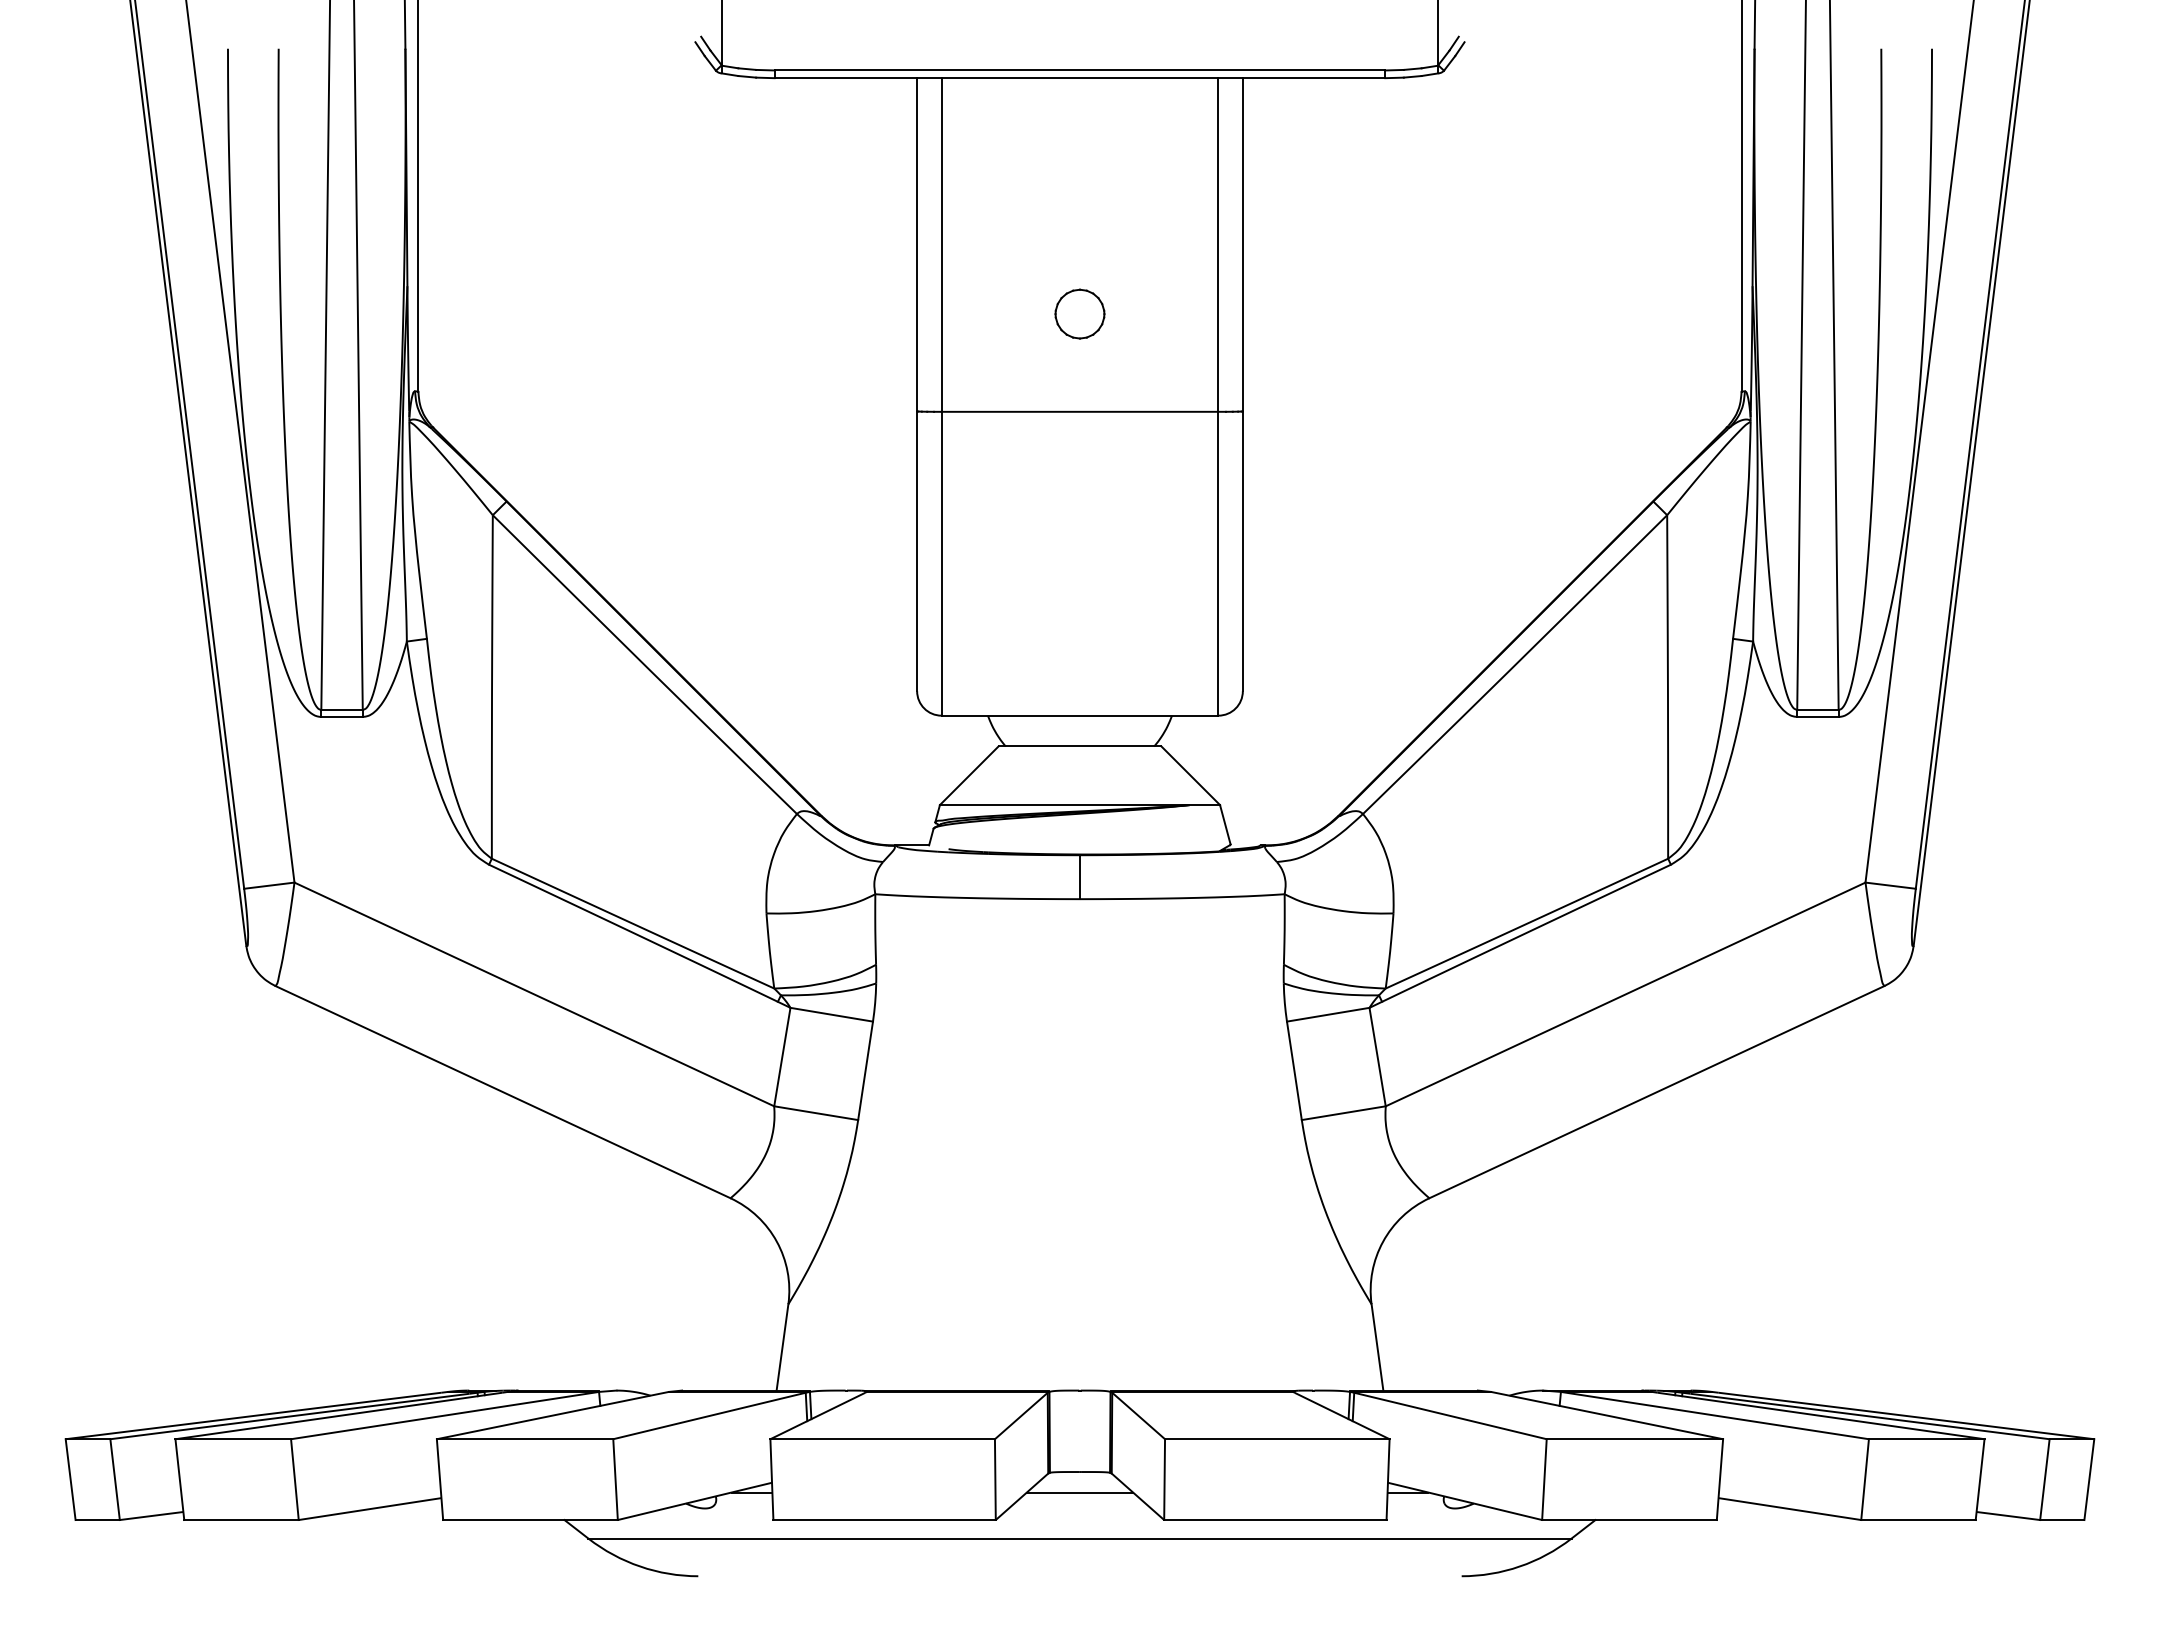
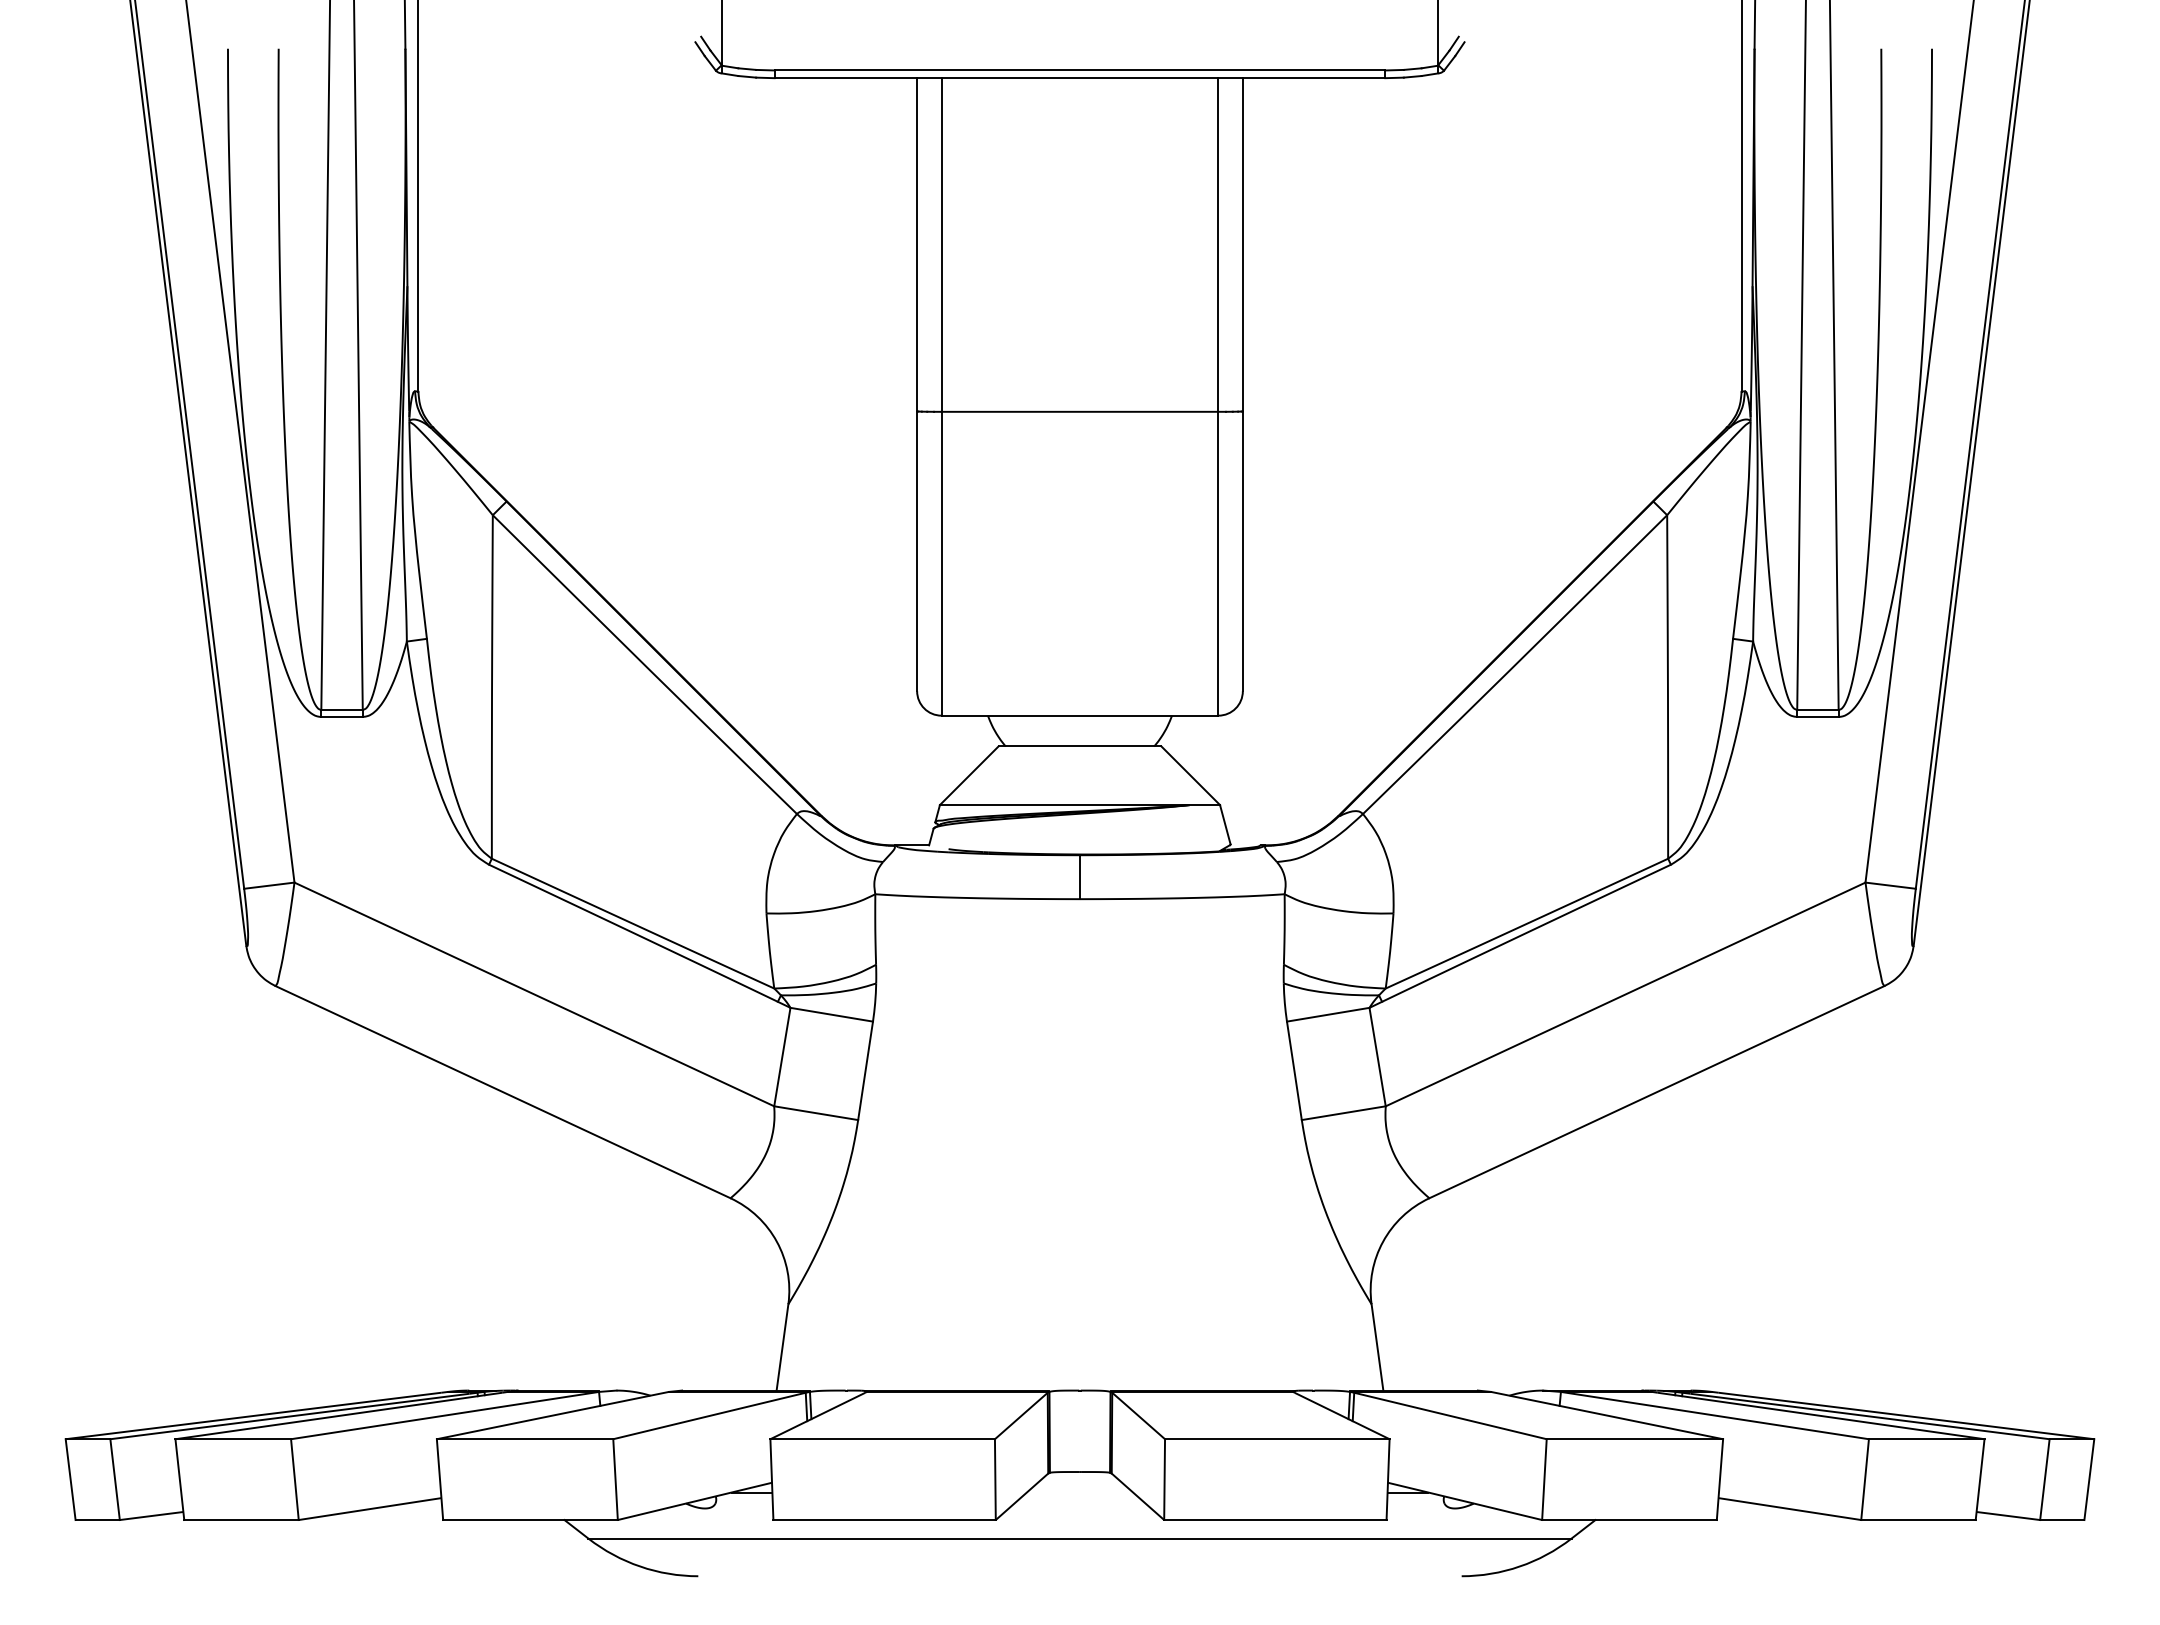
part: present -> none (1079, 313)
line: present -> none (1079, 1492)
